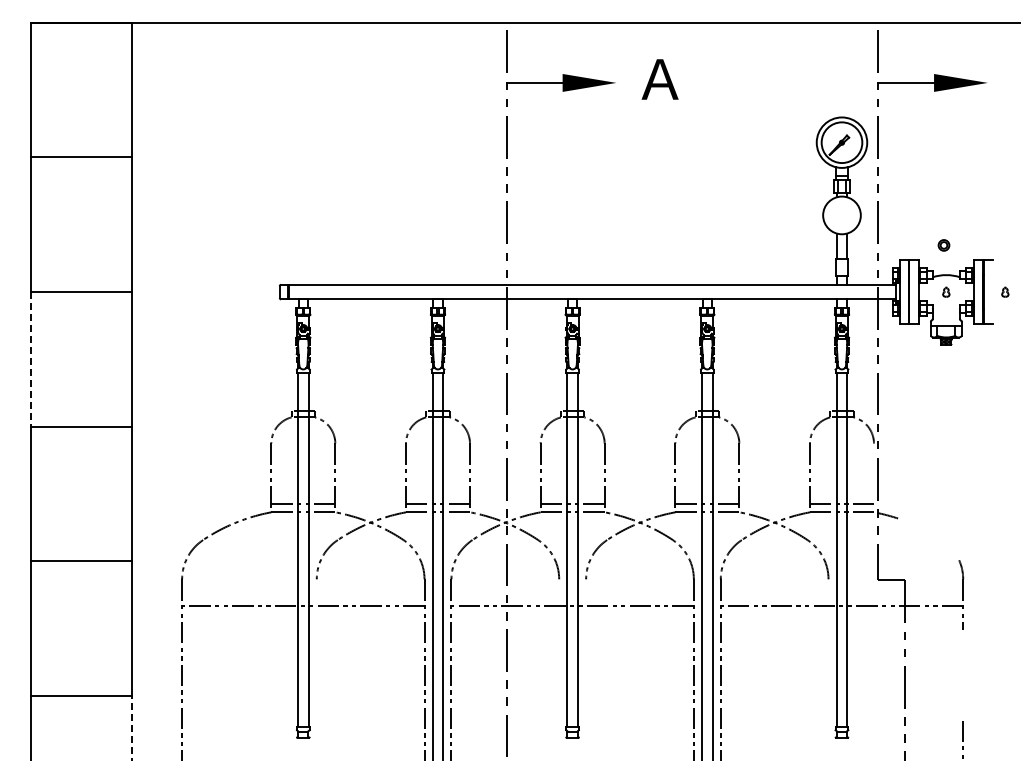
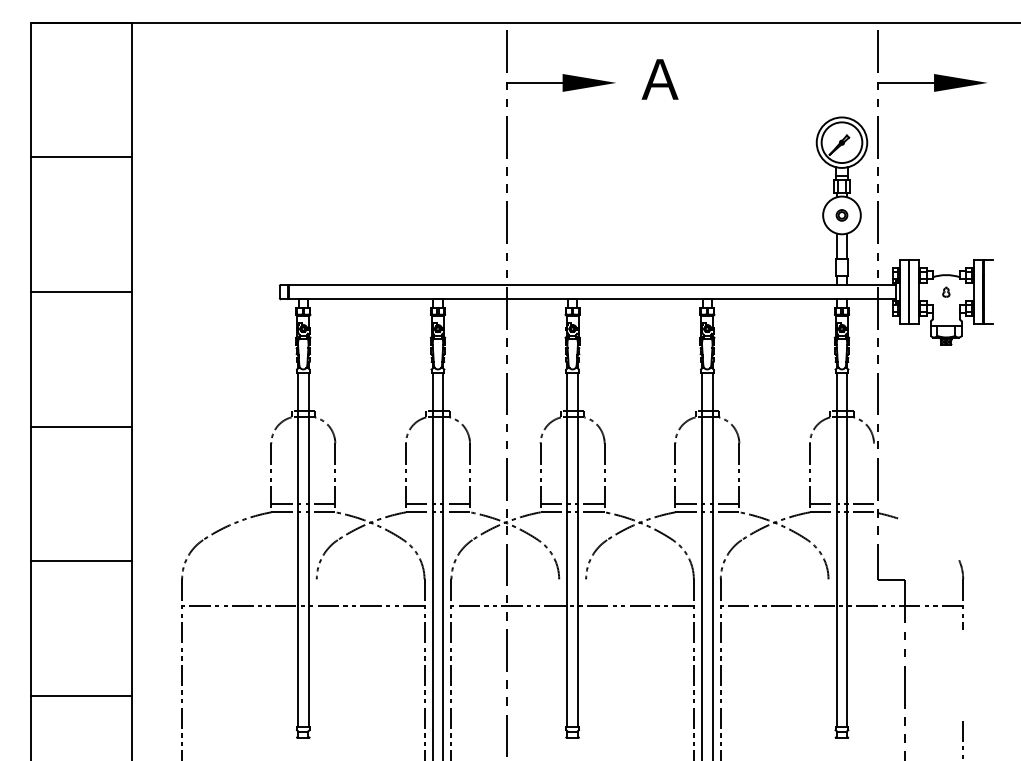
part position: (943, 245) -> (841, 215) (841, 215)
part: present -> none (1005, 291)
line: dashed -> solid (30, 359)
line: dashed -> solid (131, 727)
